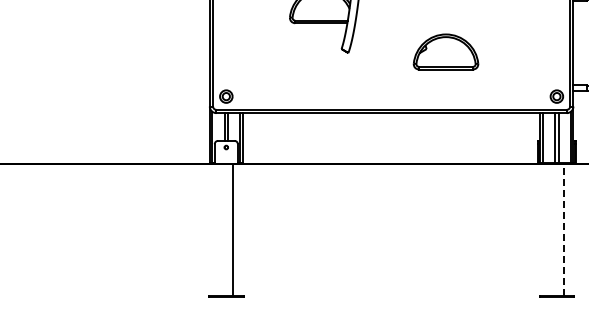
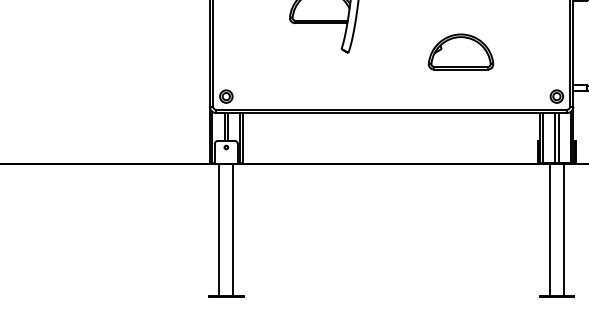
part position: (445, 51) -> (460, 51) (460, 51)
line: none -> present (219, 230)
line: none -> present (549, 230)
line: dashed -> solid (563, 230)
